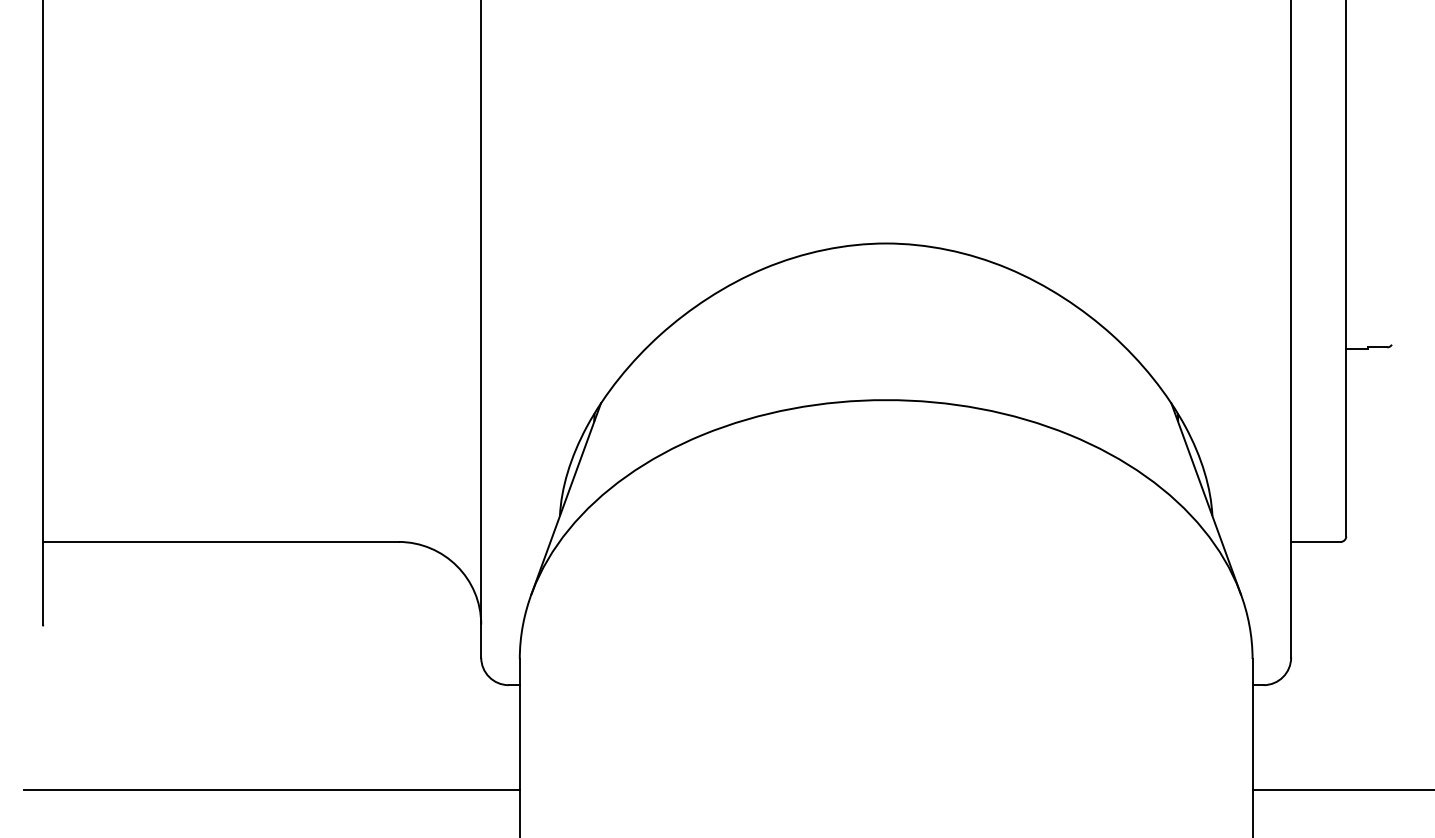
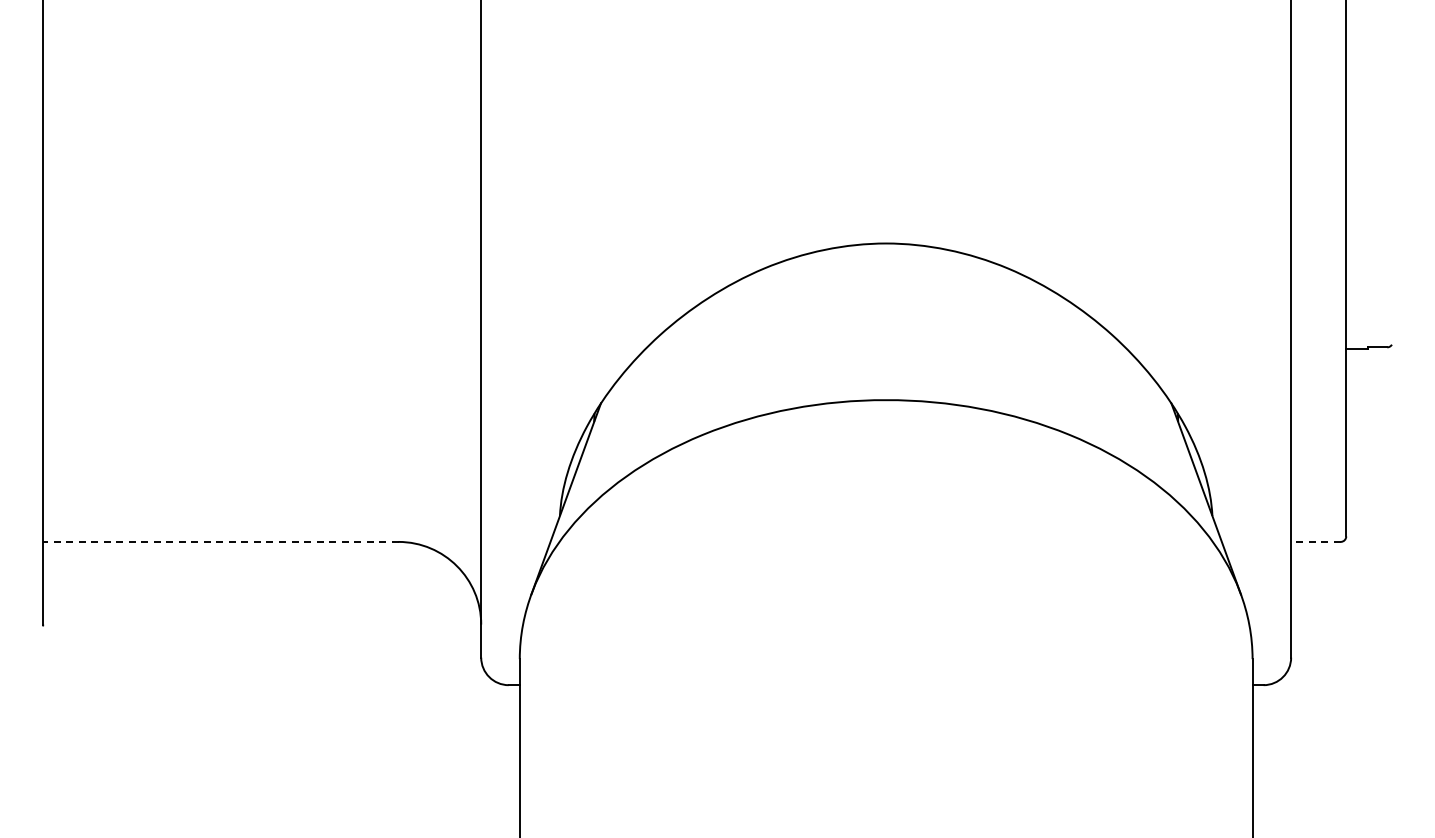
line: solid -> dashed (220, 541)
line: solid -> dashed (1315, 541)
line: present -> none (271, 789)
line: present -> none (1341, 789)
